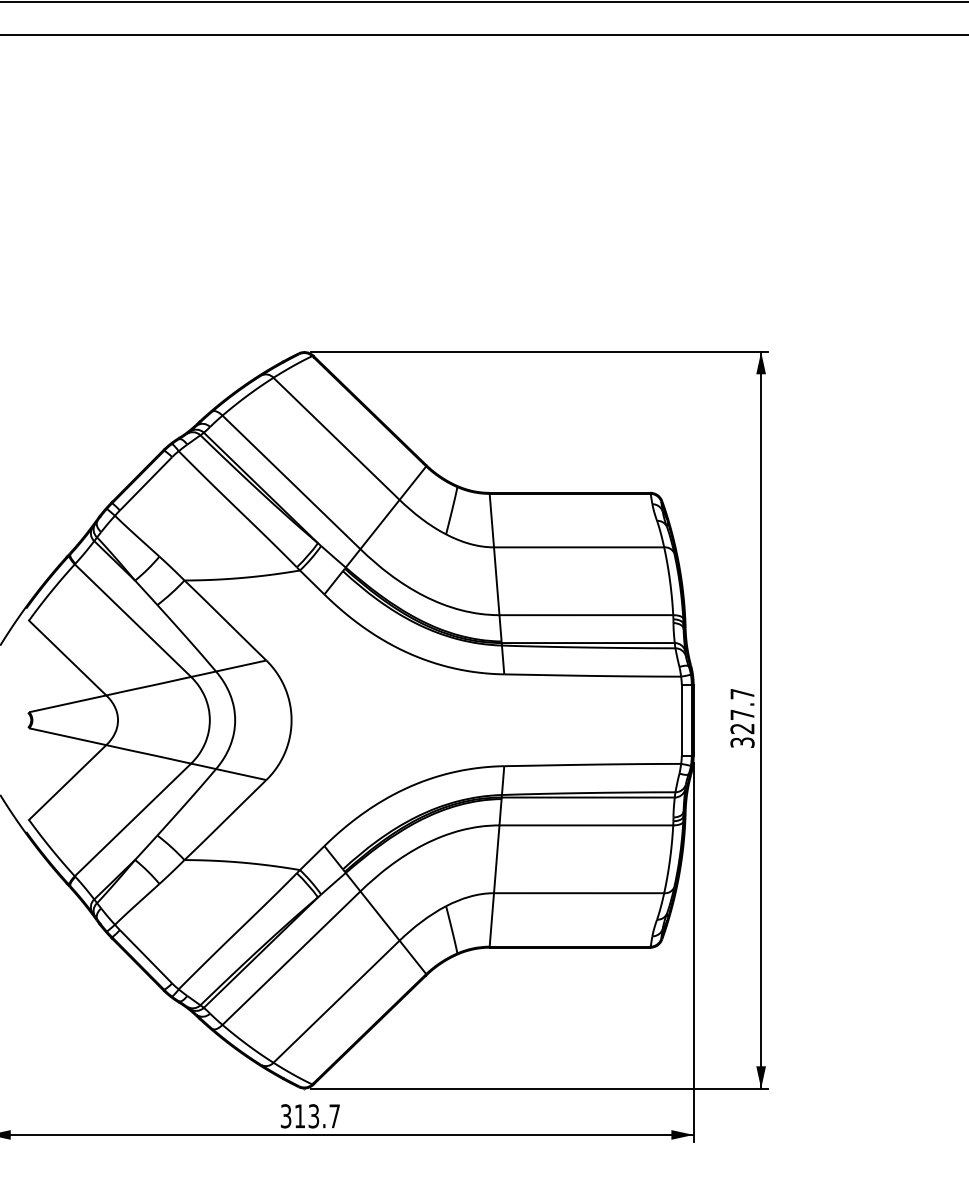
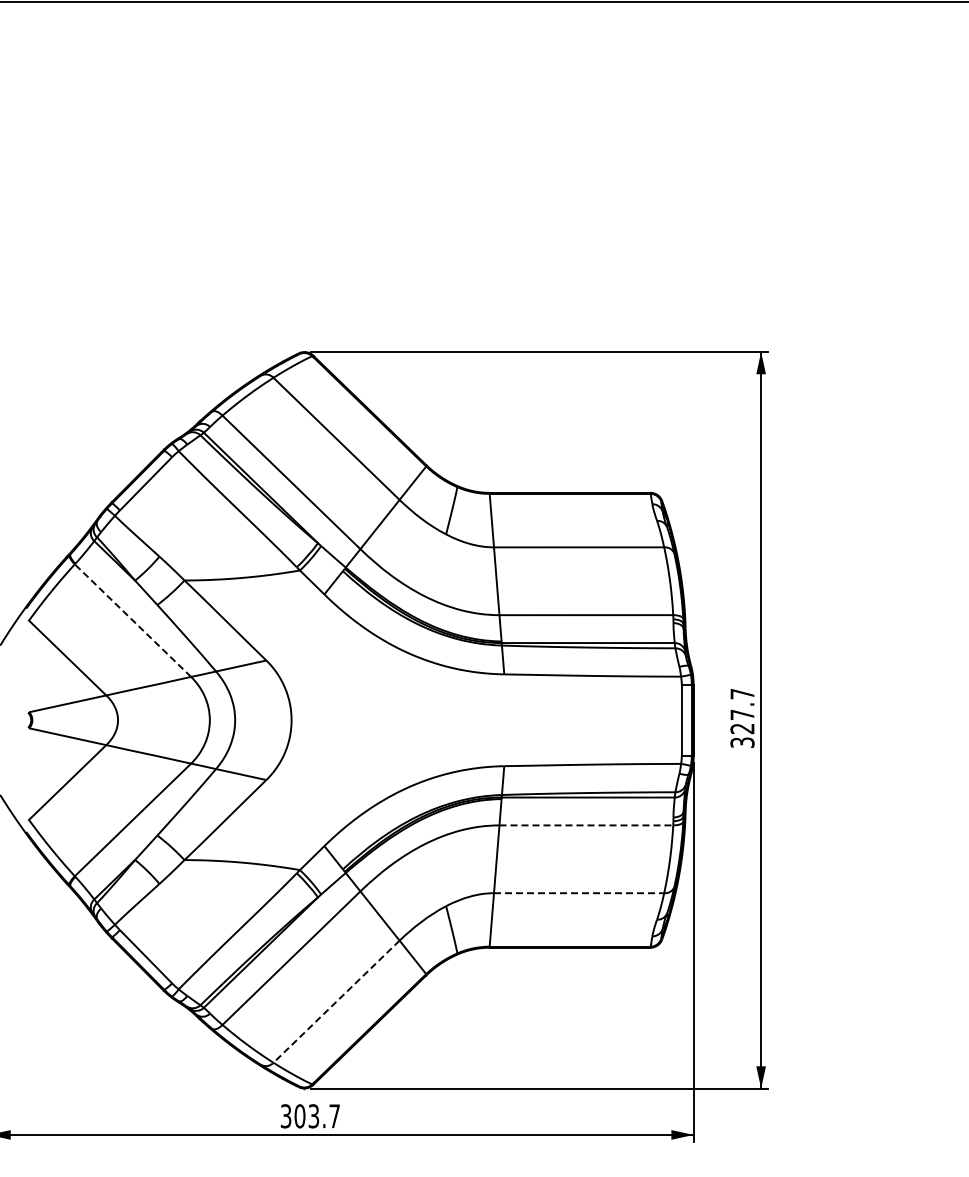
line: present -> none (483, 35)
line: solid -> dashed (132, 620)
line: solid -> dashed (586, 825)
line: solid -> dashed (579, 893)
line: solid -> dashed (336, 1001)
text: 313.7 -> 303.7 (299, 1116)
